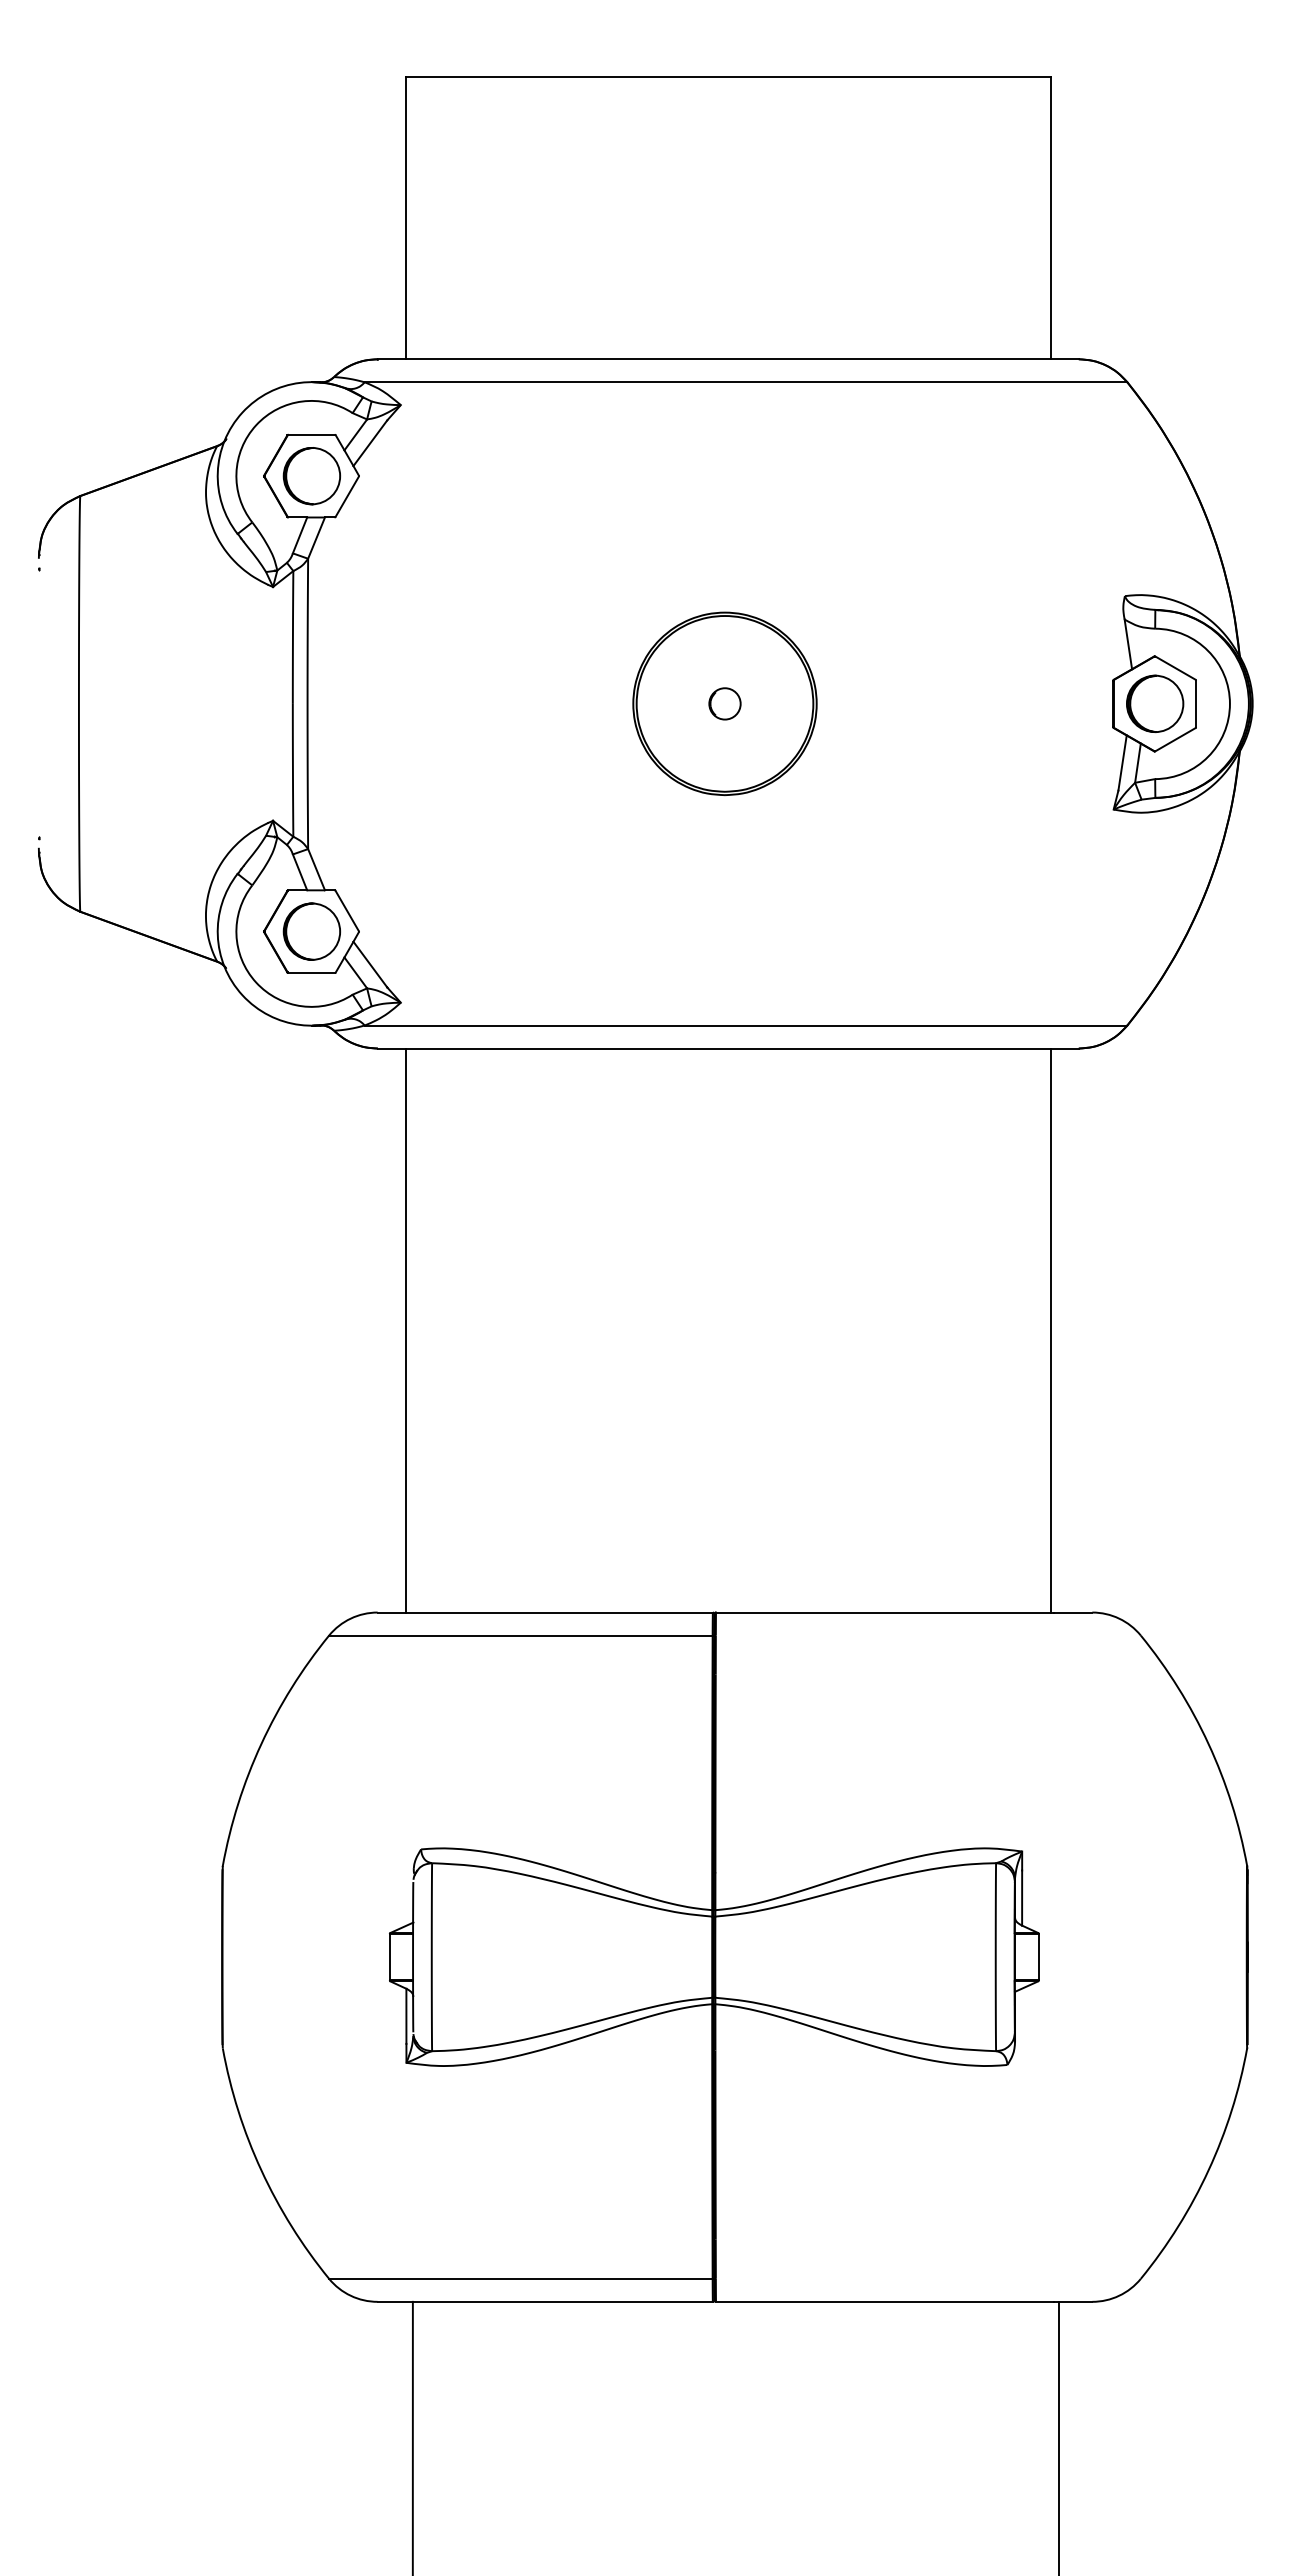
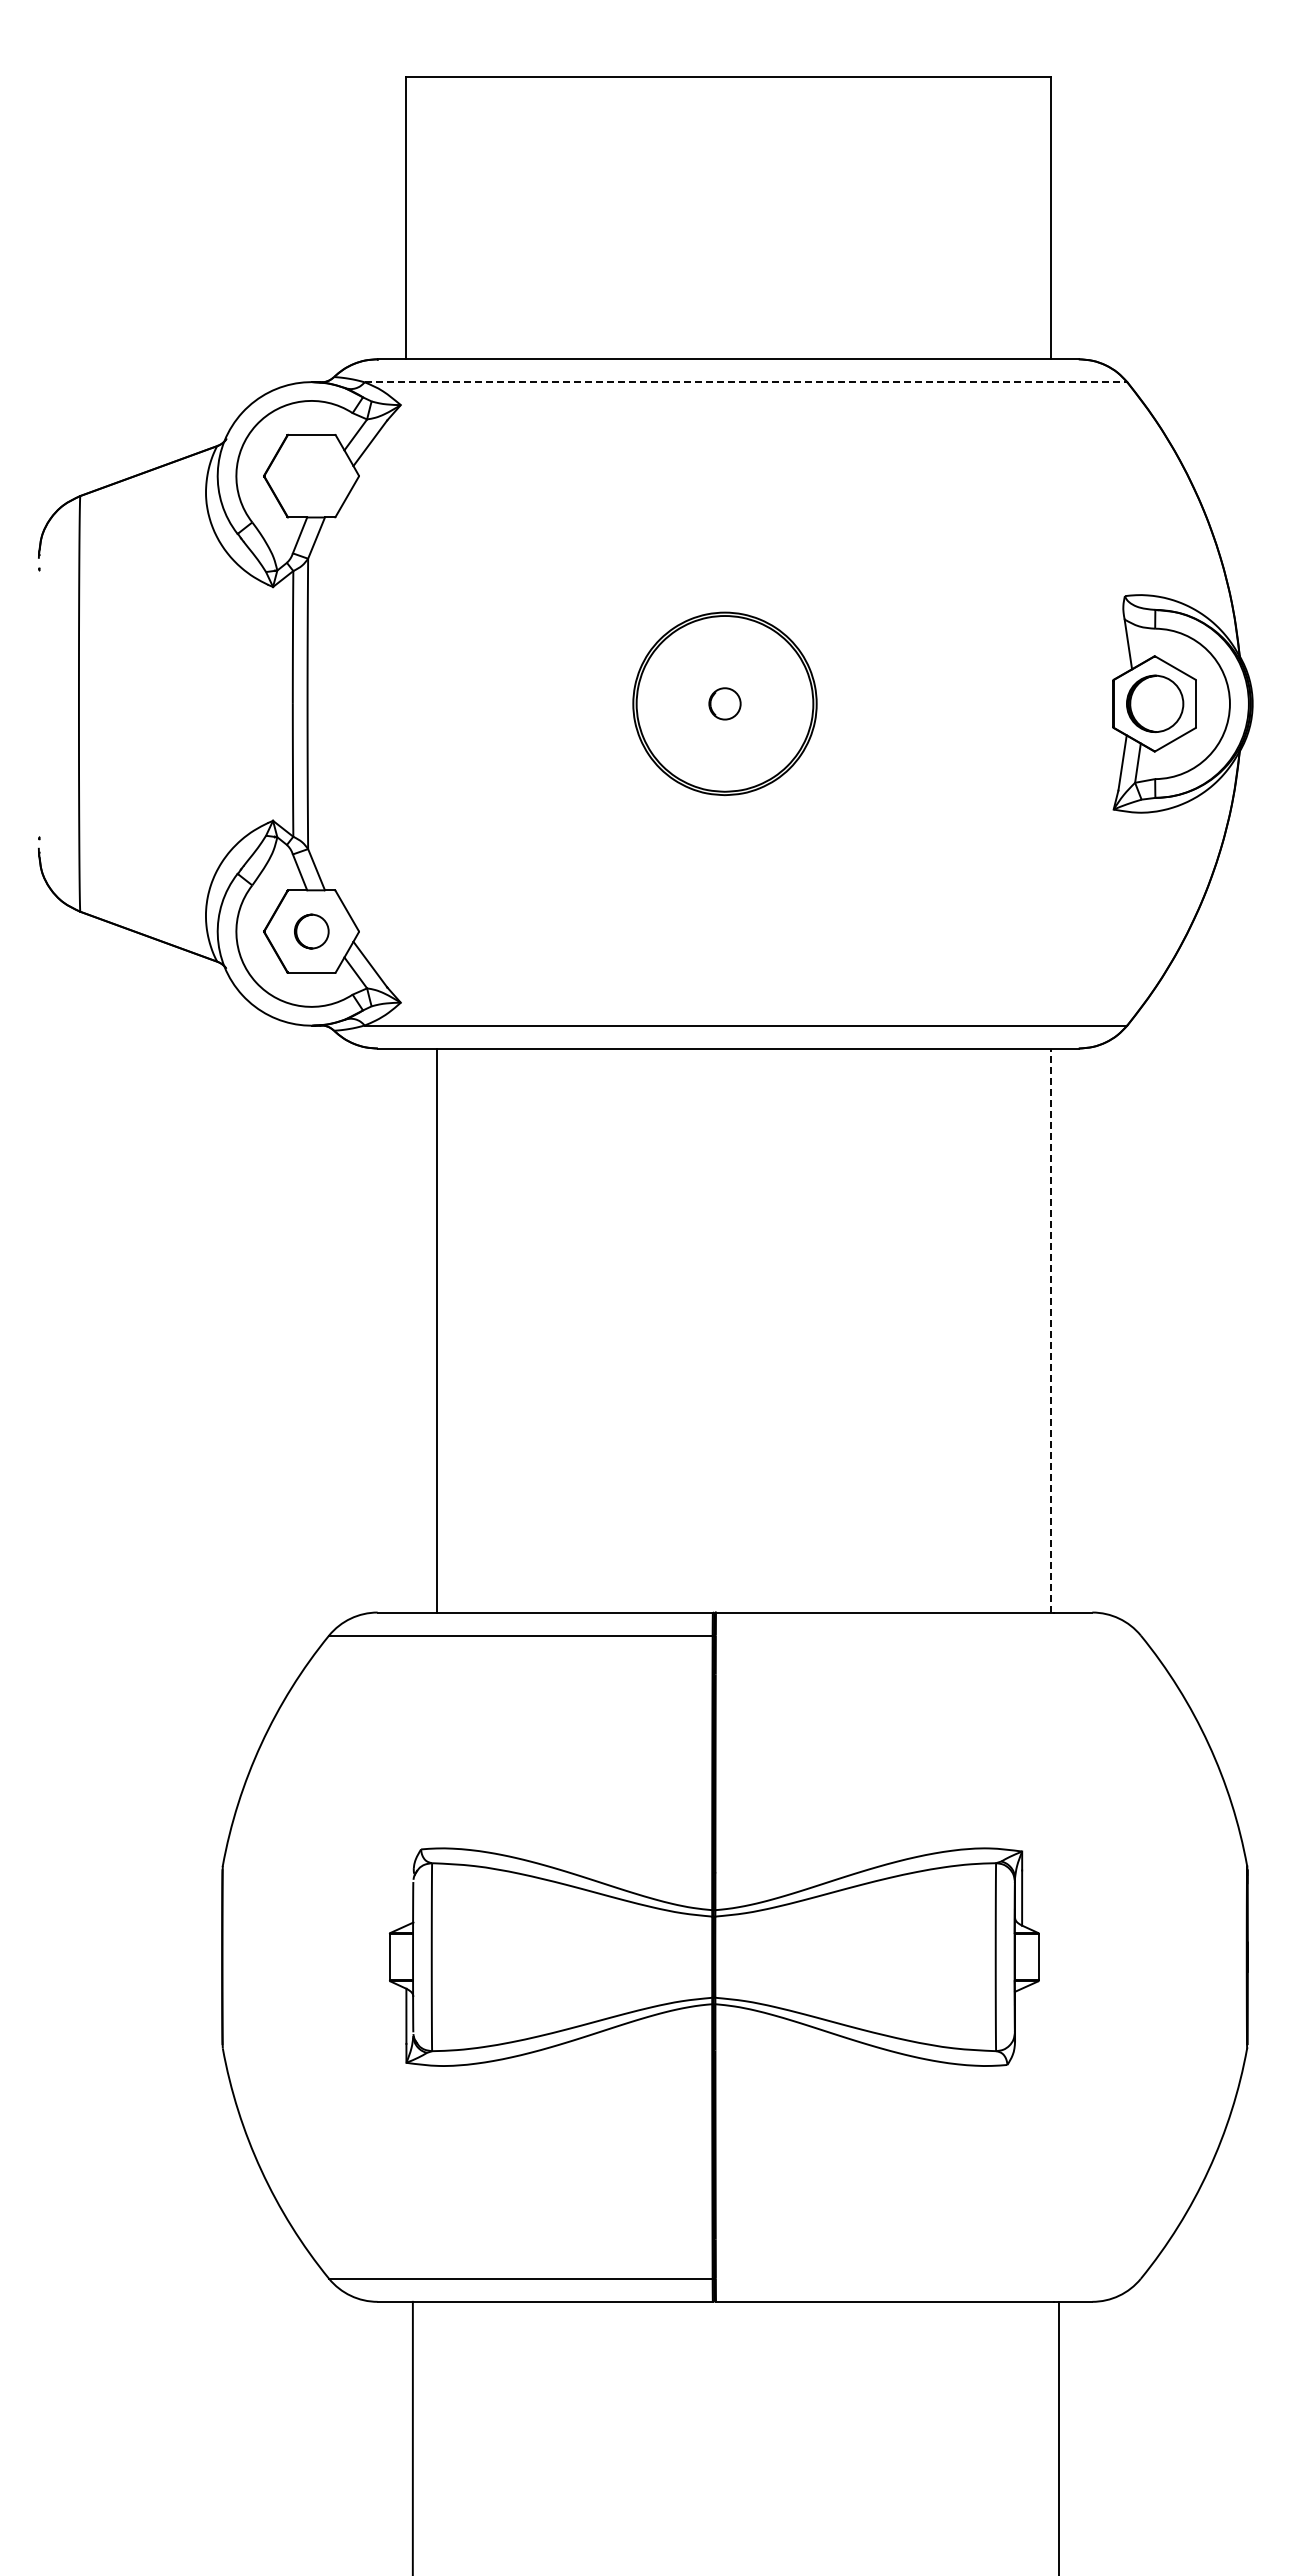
line: solid -> dashed (746, 382)
part: present -> none (311, 476)
part size: 59x59 px -> 36x37 px (311, 931)
line position: (405, 1330) -> (436, 1330) (436, 1330)
line: solid -> dashed (1051, 1330)
